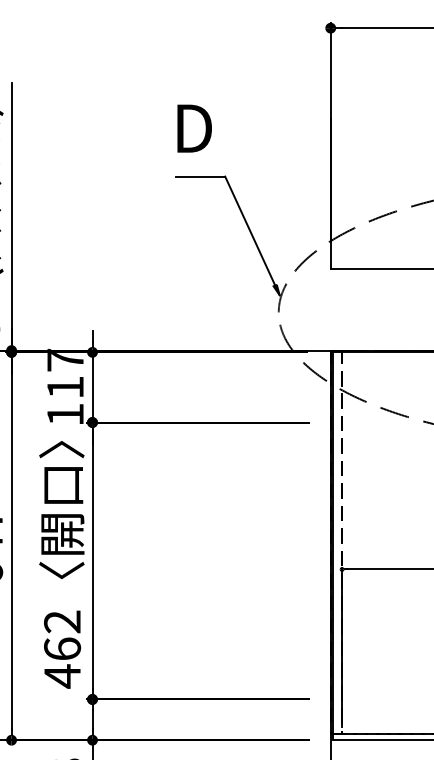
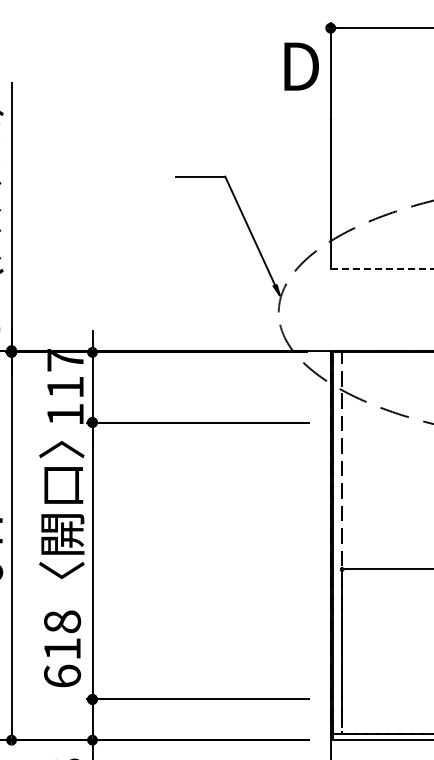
text position: (194, 128) -> (301, 66) (301, 66)
line: solid -> dashed (382, 269)
text: 462 -> 618 (62, 649)
